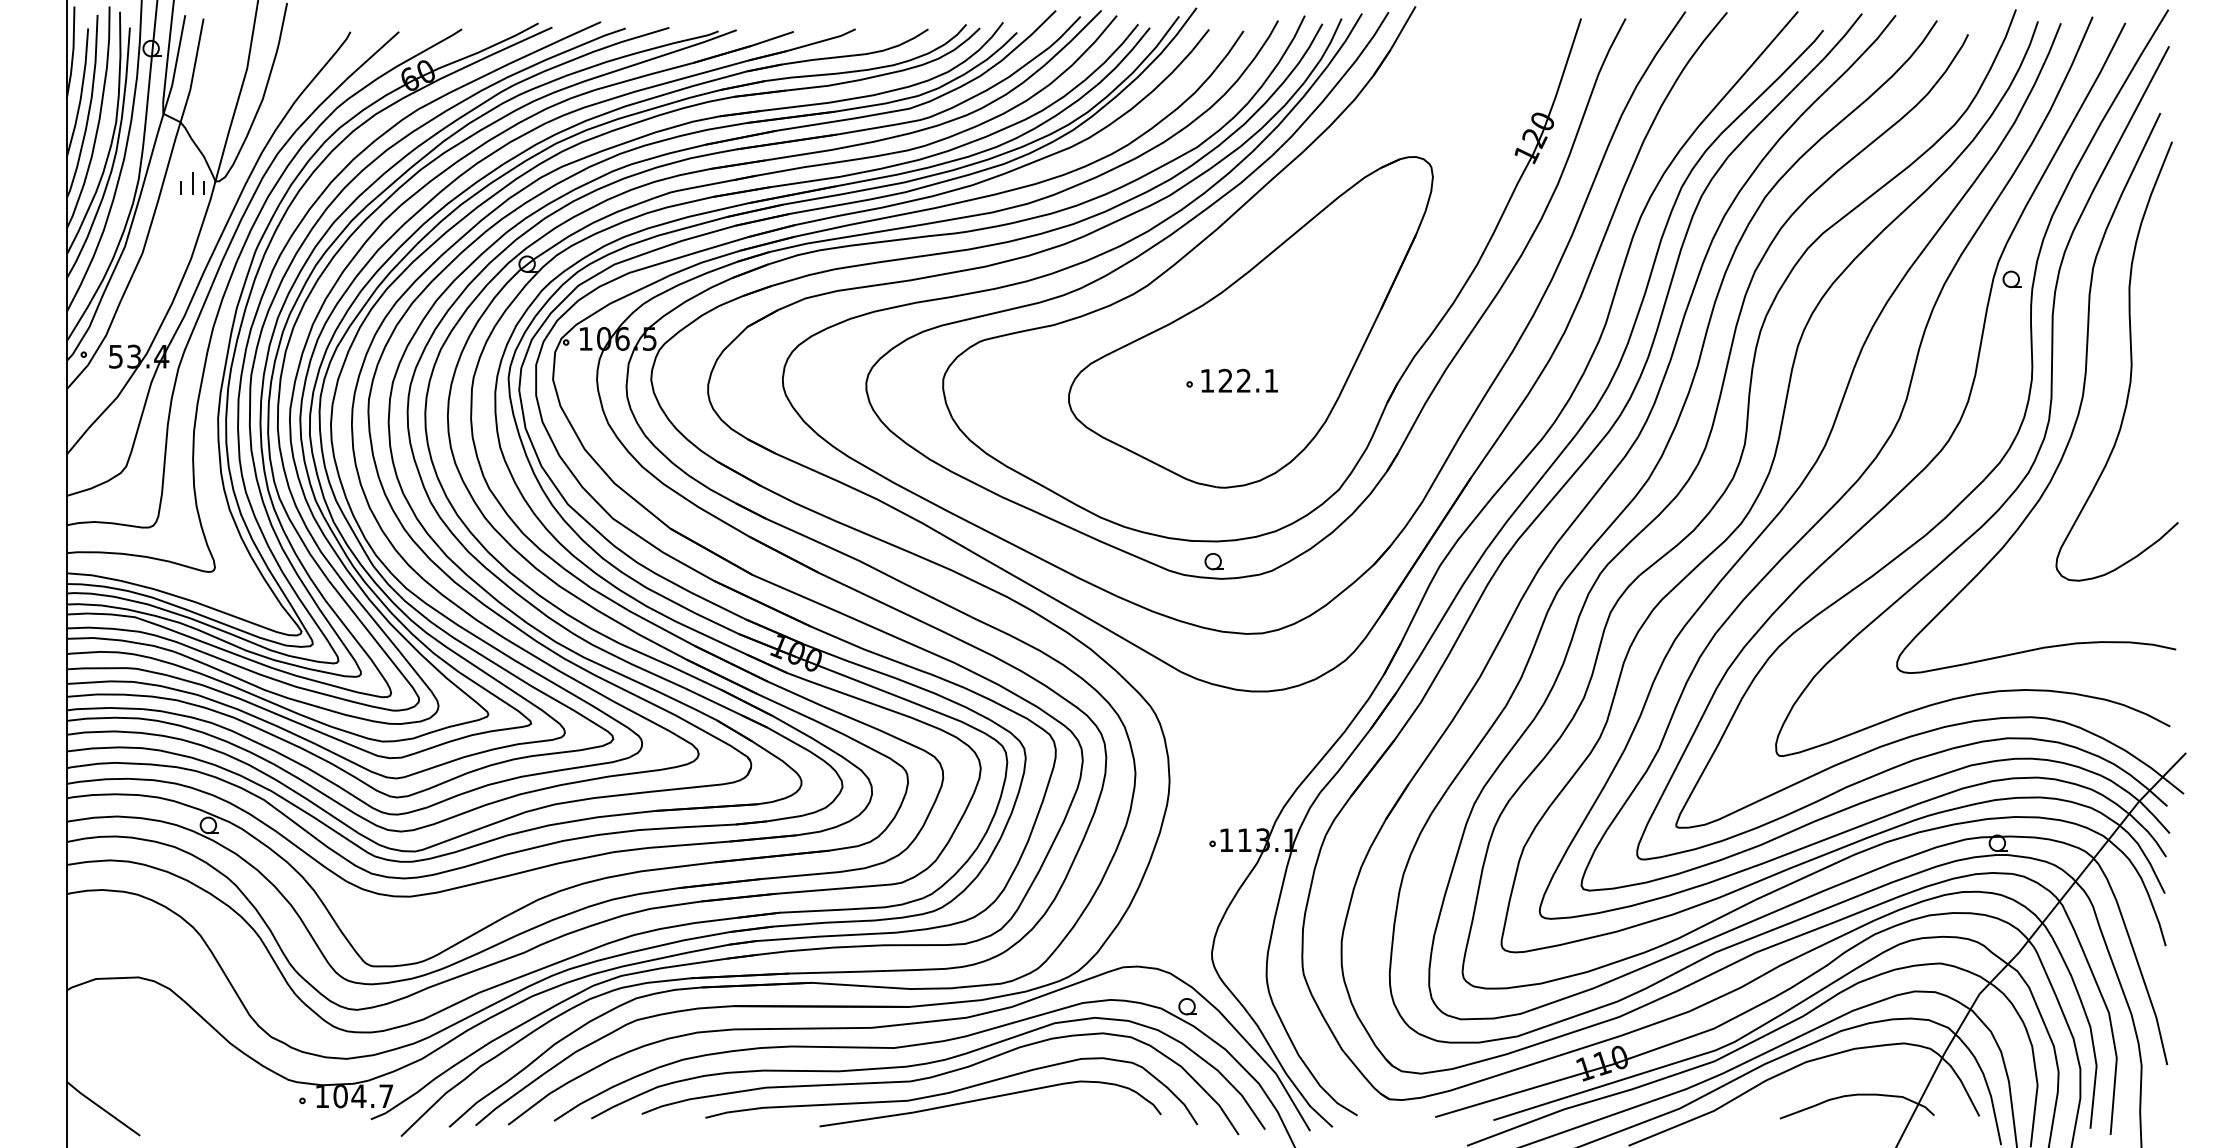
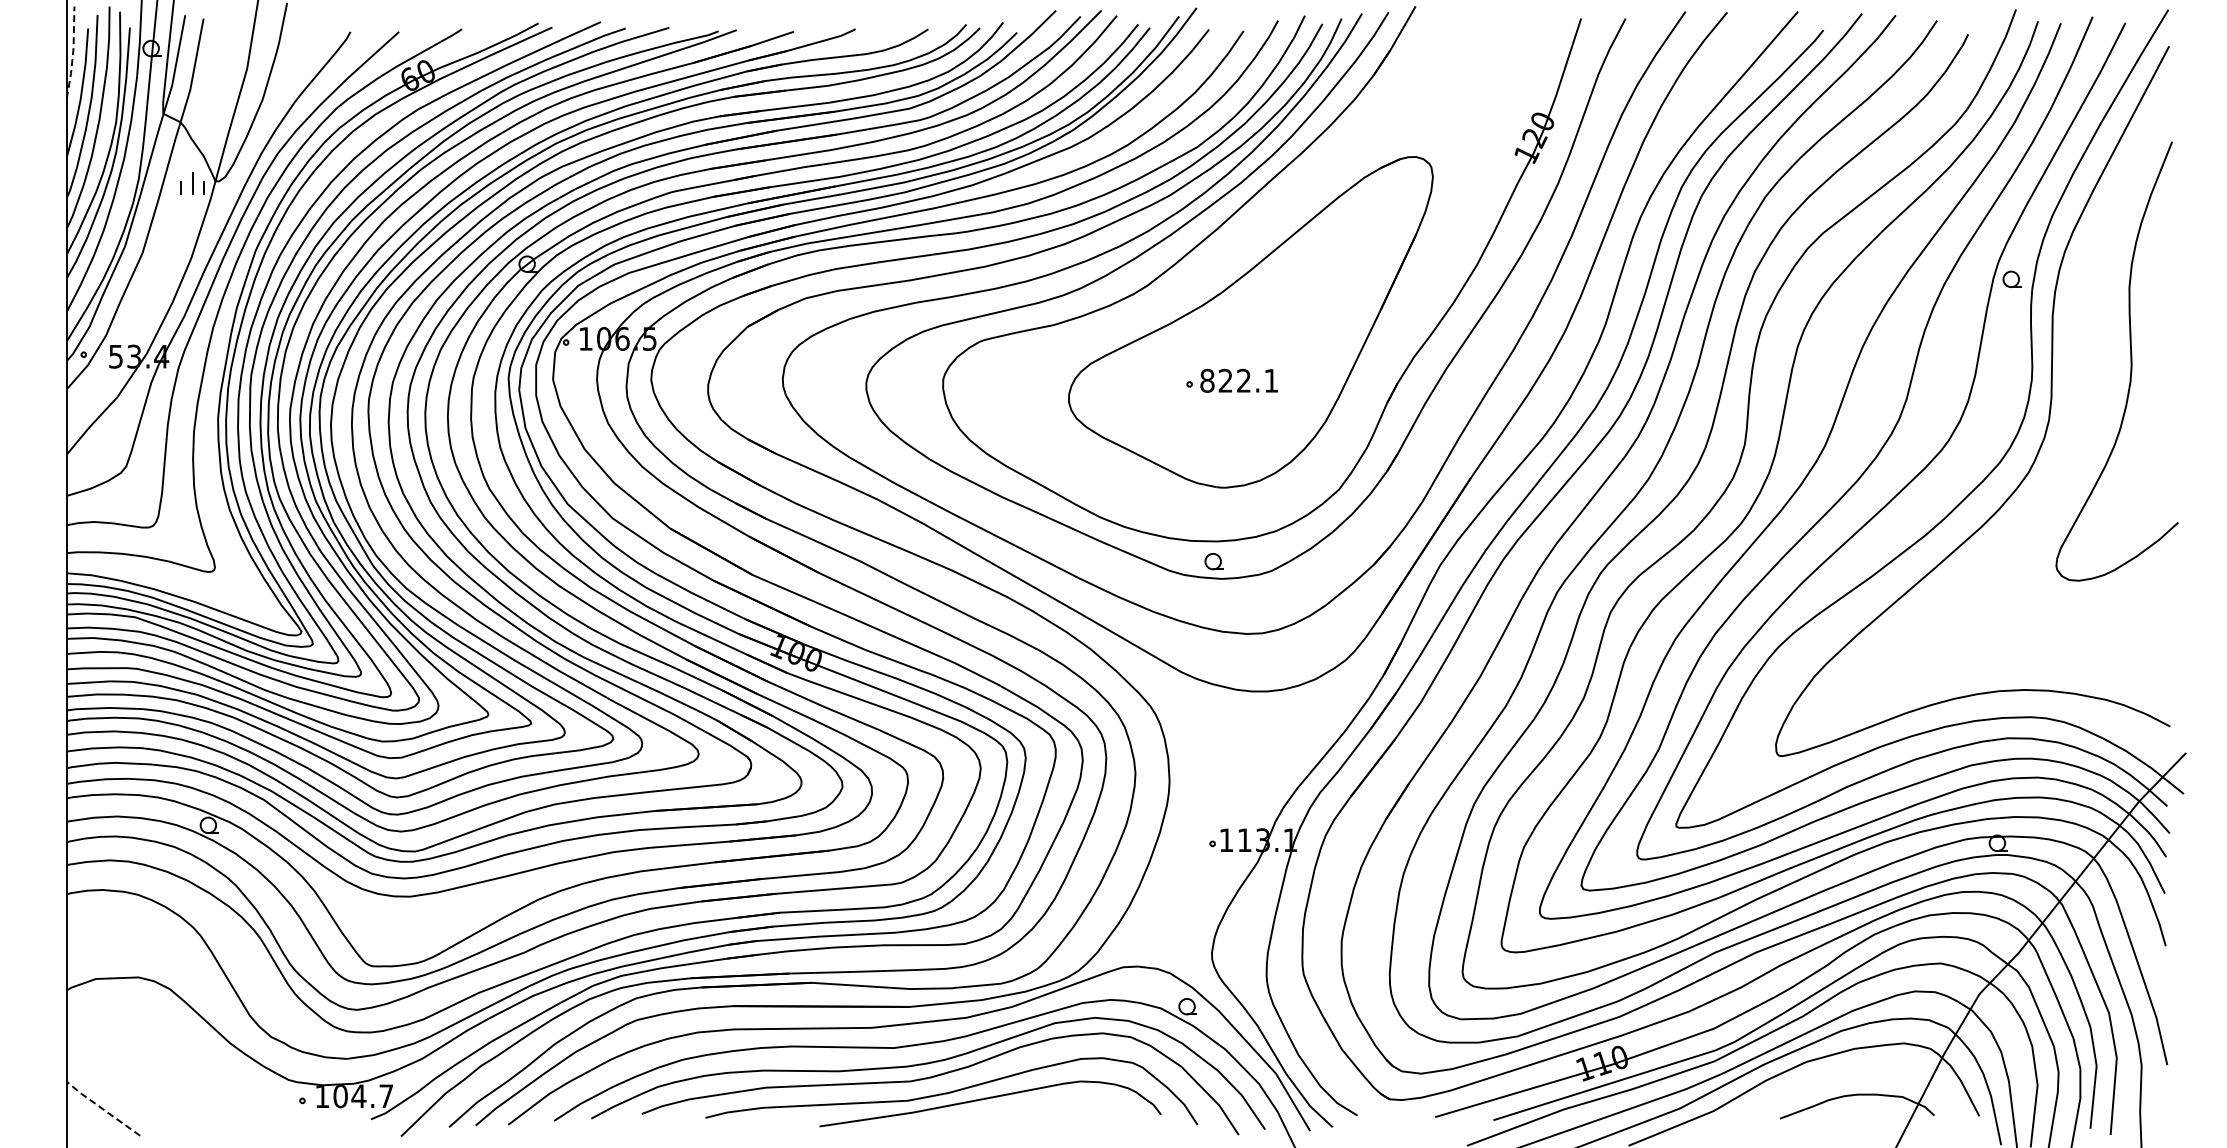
line: solid -> dashed (73, 52)
text: 122.1 -> 822.1 (1207, 380)
curve: present -> none (2080, 401)
line: solid -> dashed (102, 1108)
